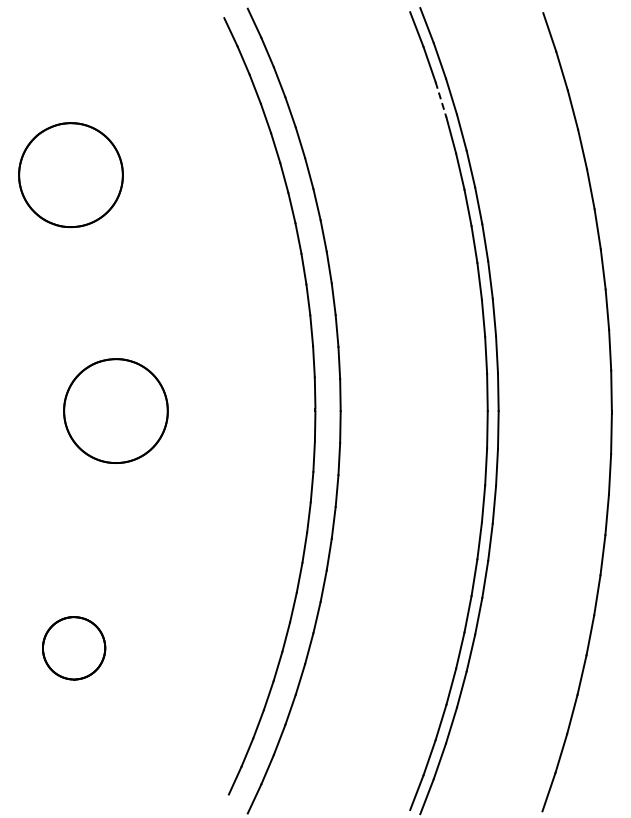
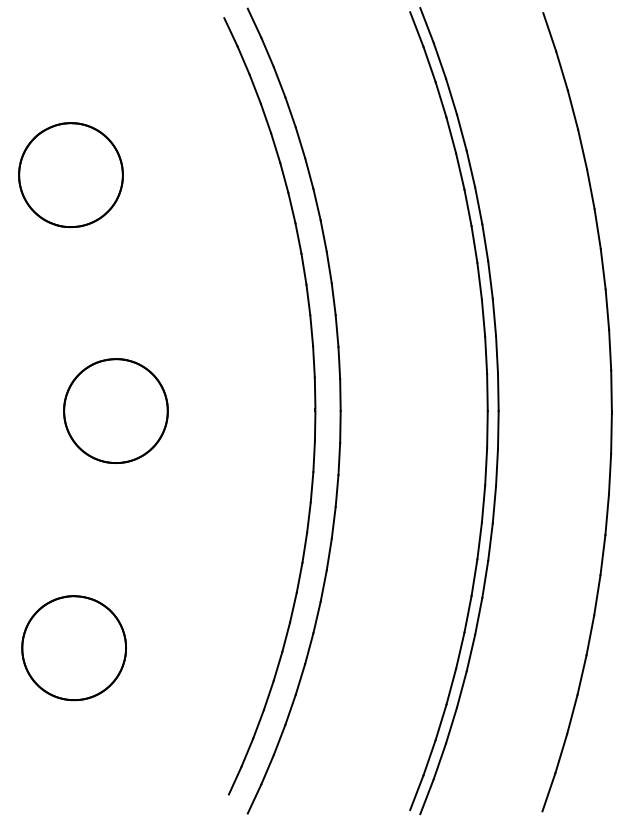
line: dashed -> solid (441, 99)
part size: 65x65 px -> 106x107 px (73, 648)
